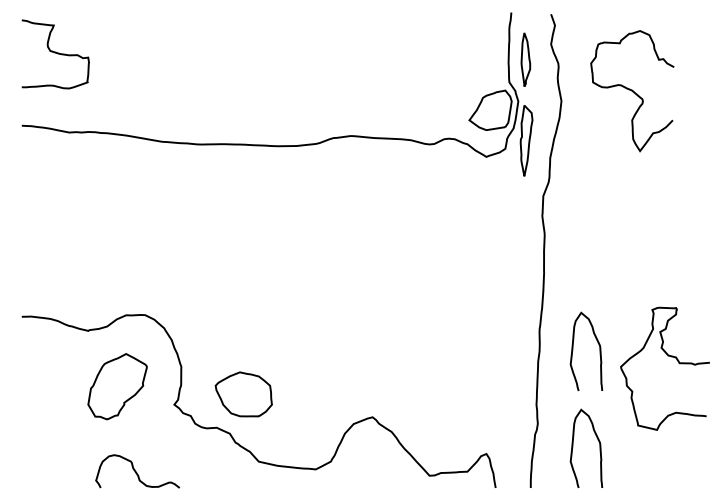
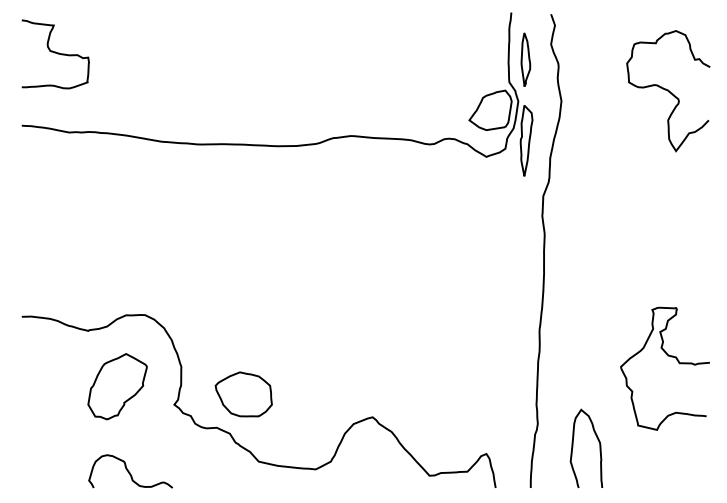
curve position: (632, 91) -> (668, 91) (668, 91)
curve: present -> none (598, 345)
curve position: (136, 471) -> (129, 471) (129, 471)
